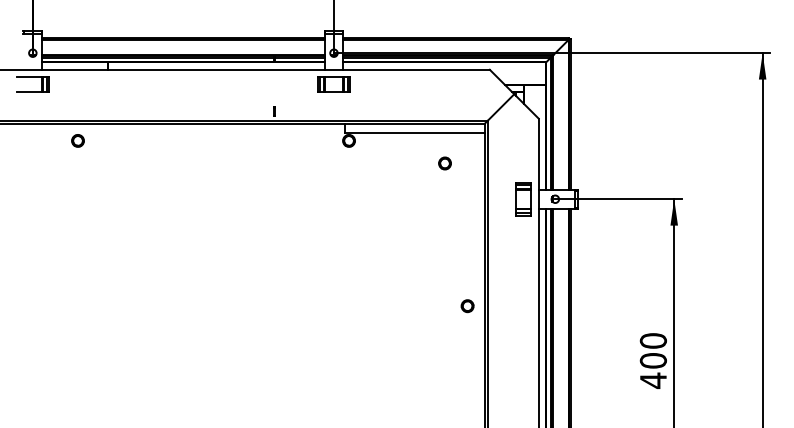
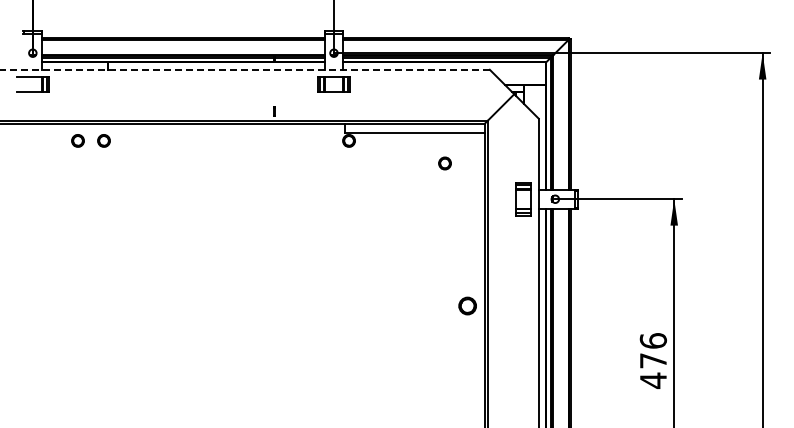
line: solid -> dashed (244, 69)
circle: none -> present (103, 140)
circle size: 15x15 px -> 19x20 px (467, 305)
text: 400 -> 476 (652, 350)
